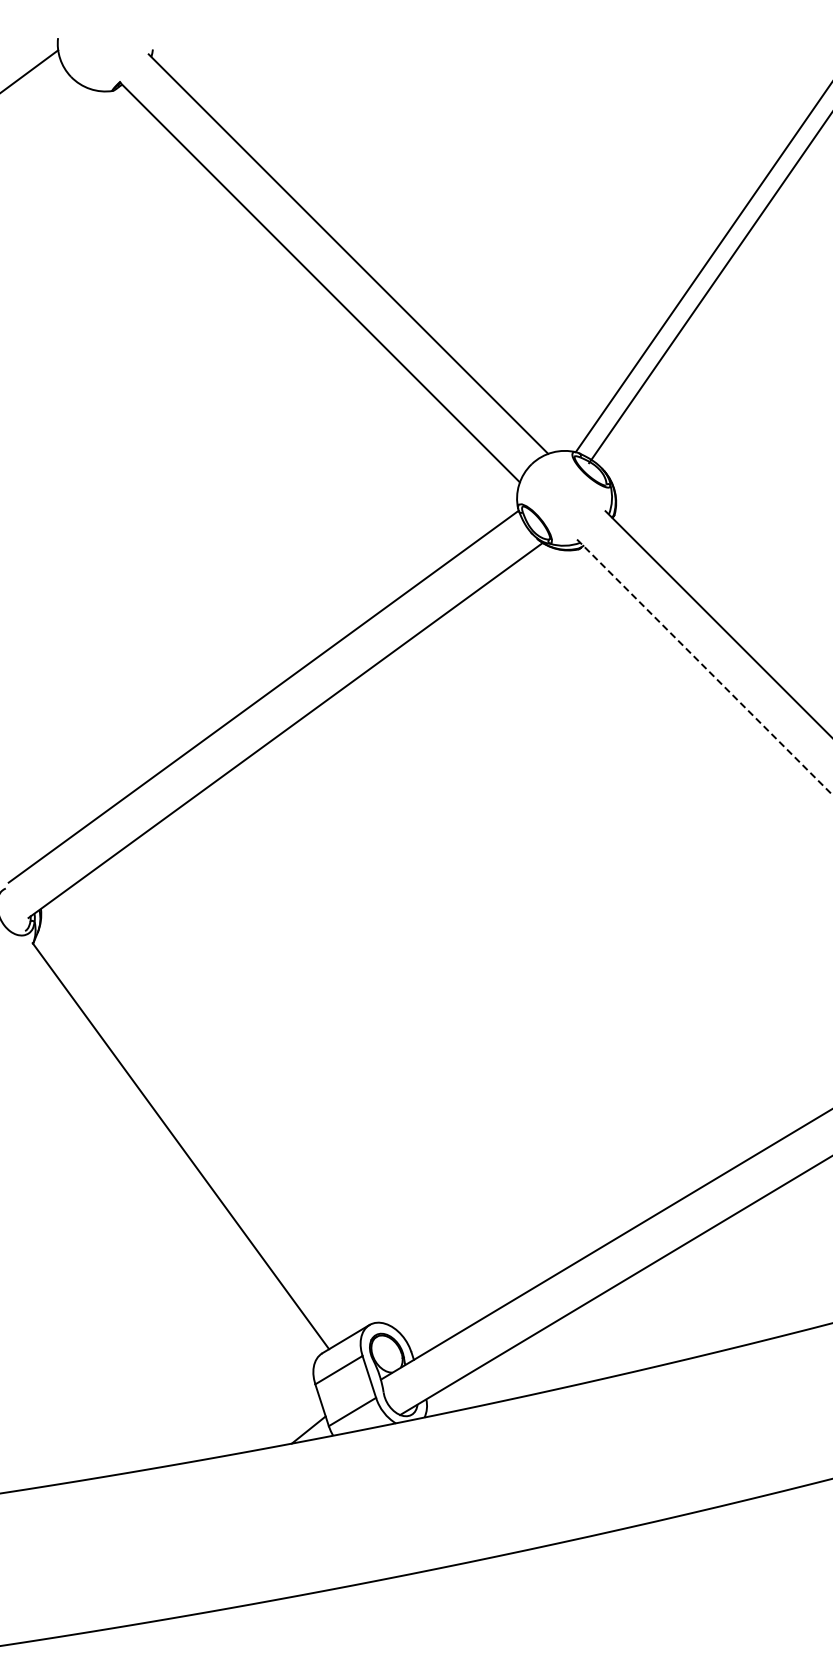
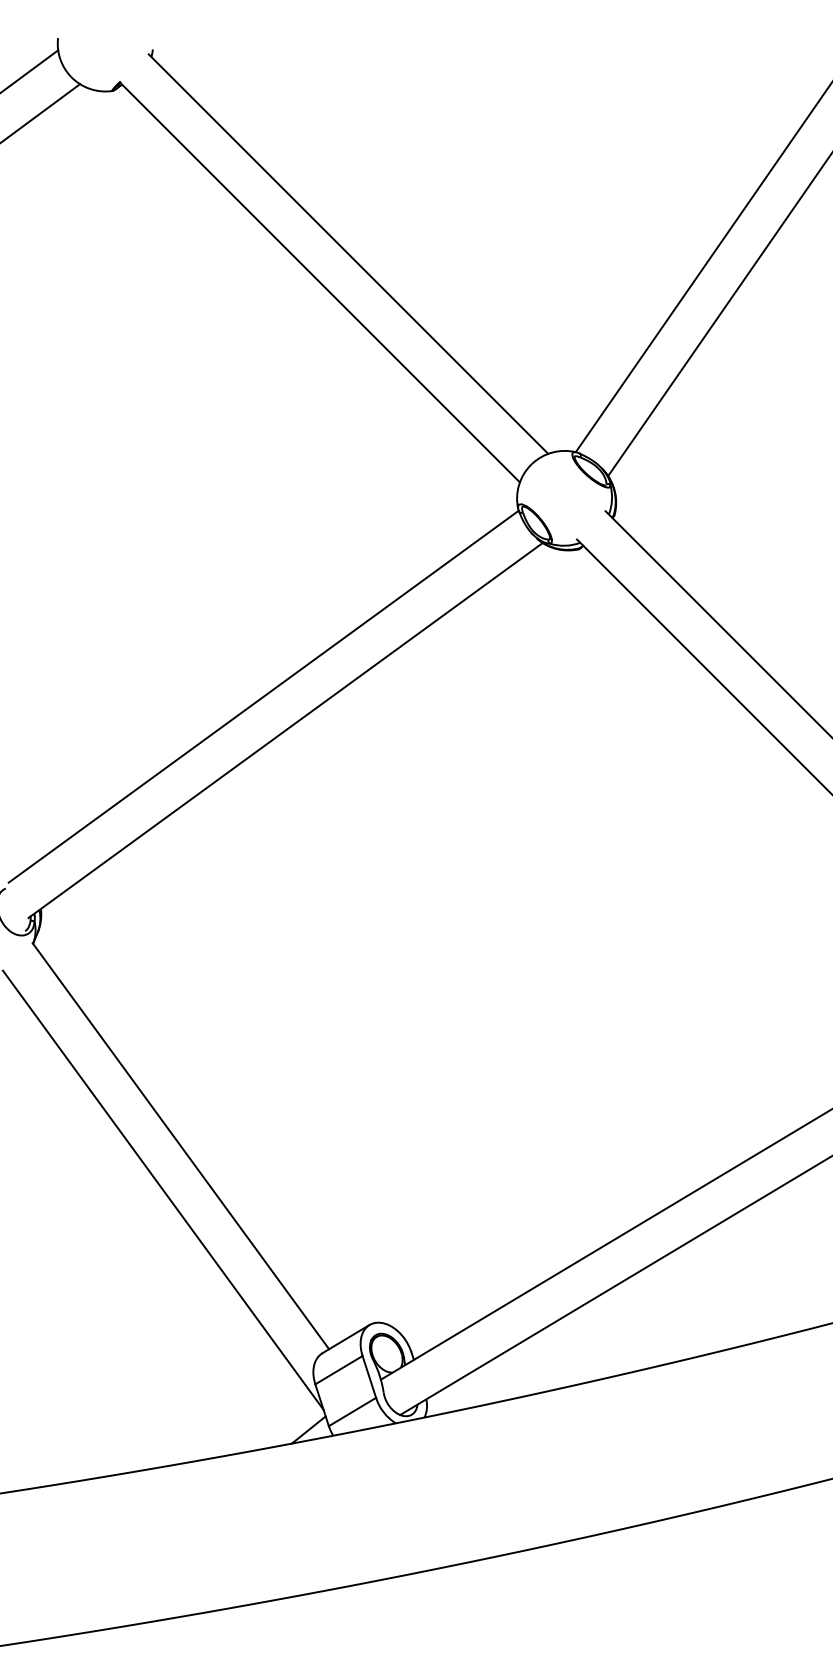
line: none -> present (41, 112)
line position: (709, 289) -> (718, 316) (718, 316)
line: dashed -> solid (704, 667)
line: none -> present (162, 1189)
